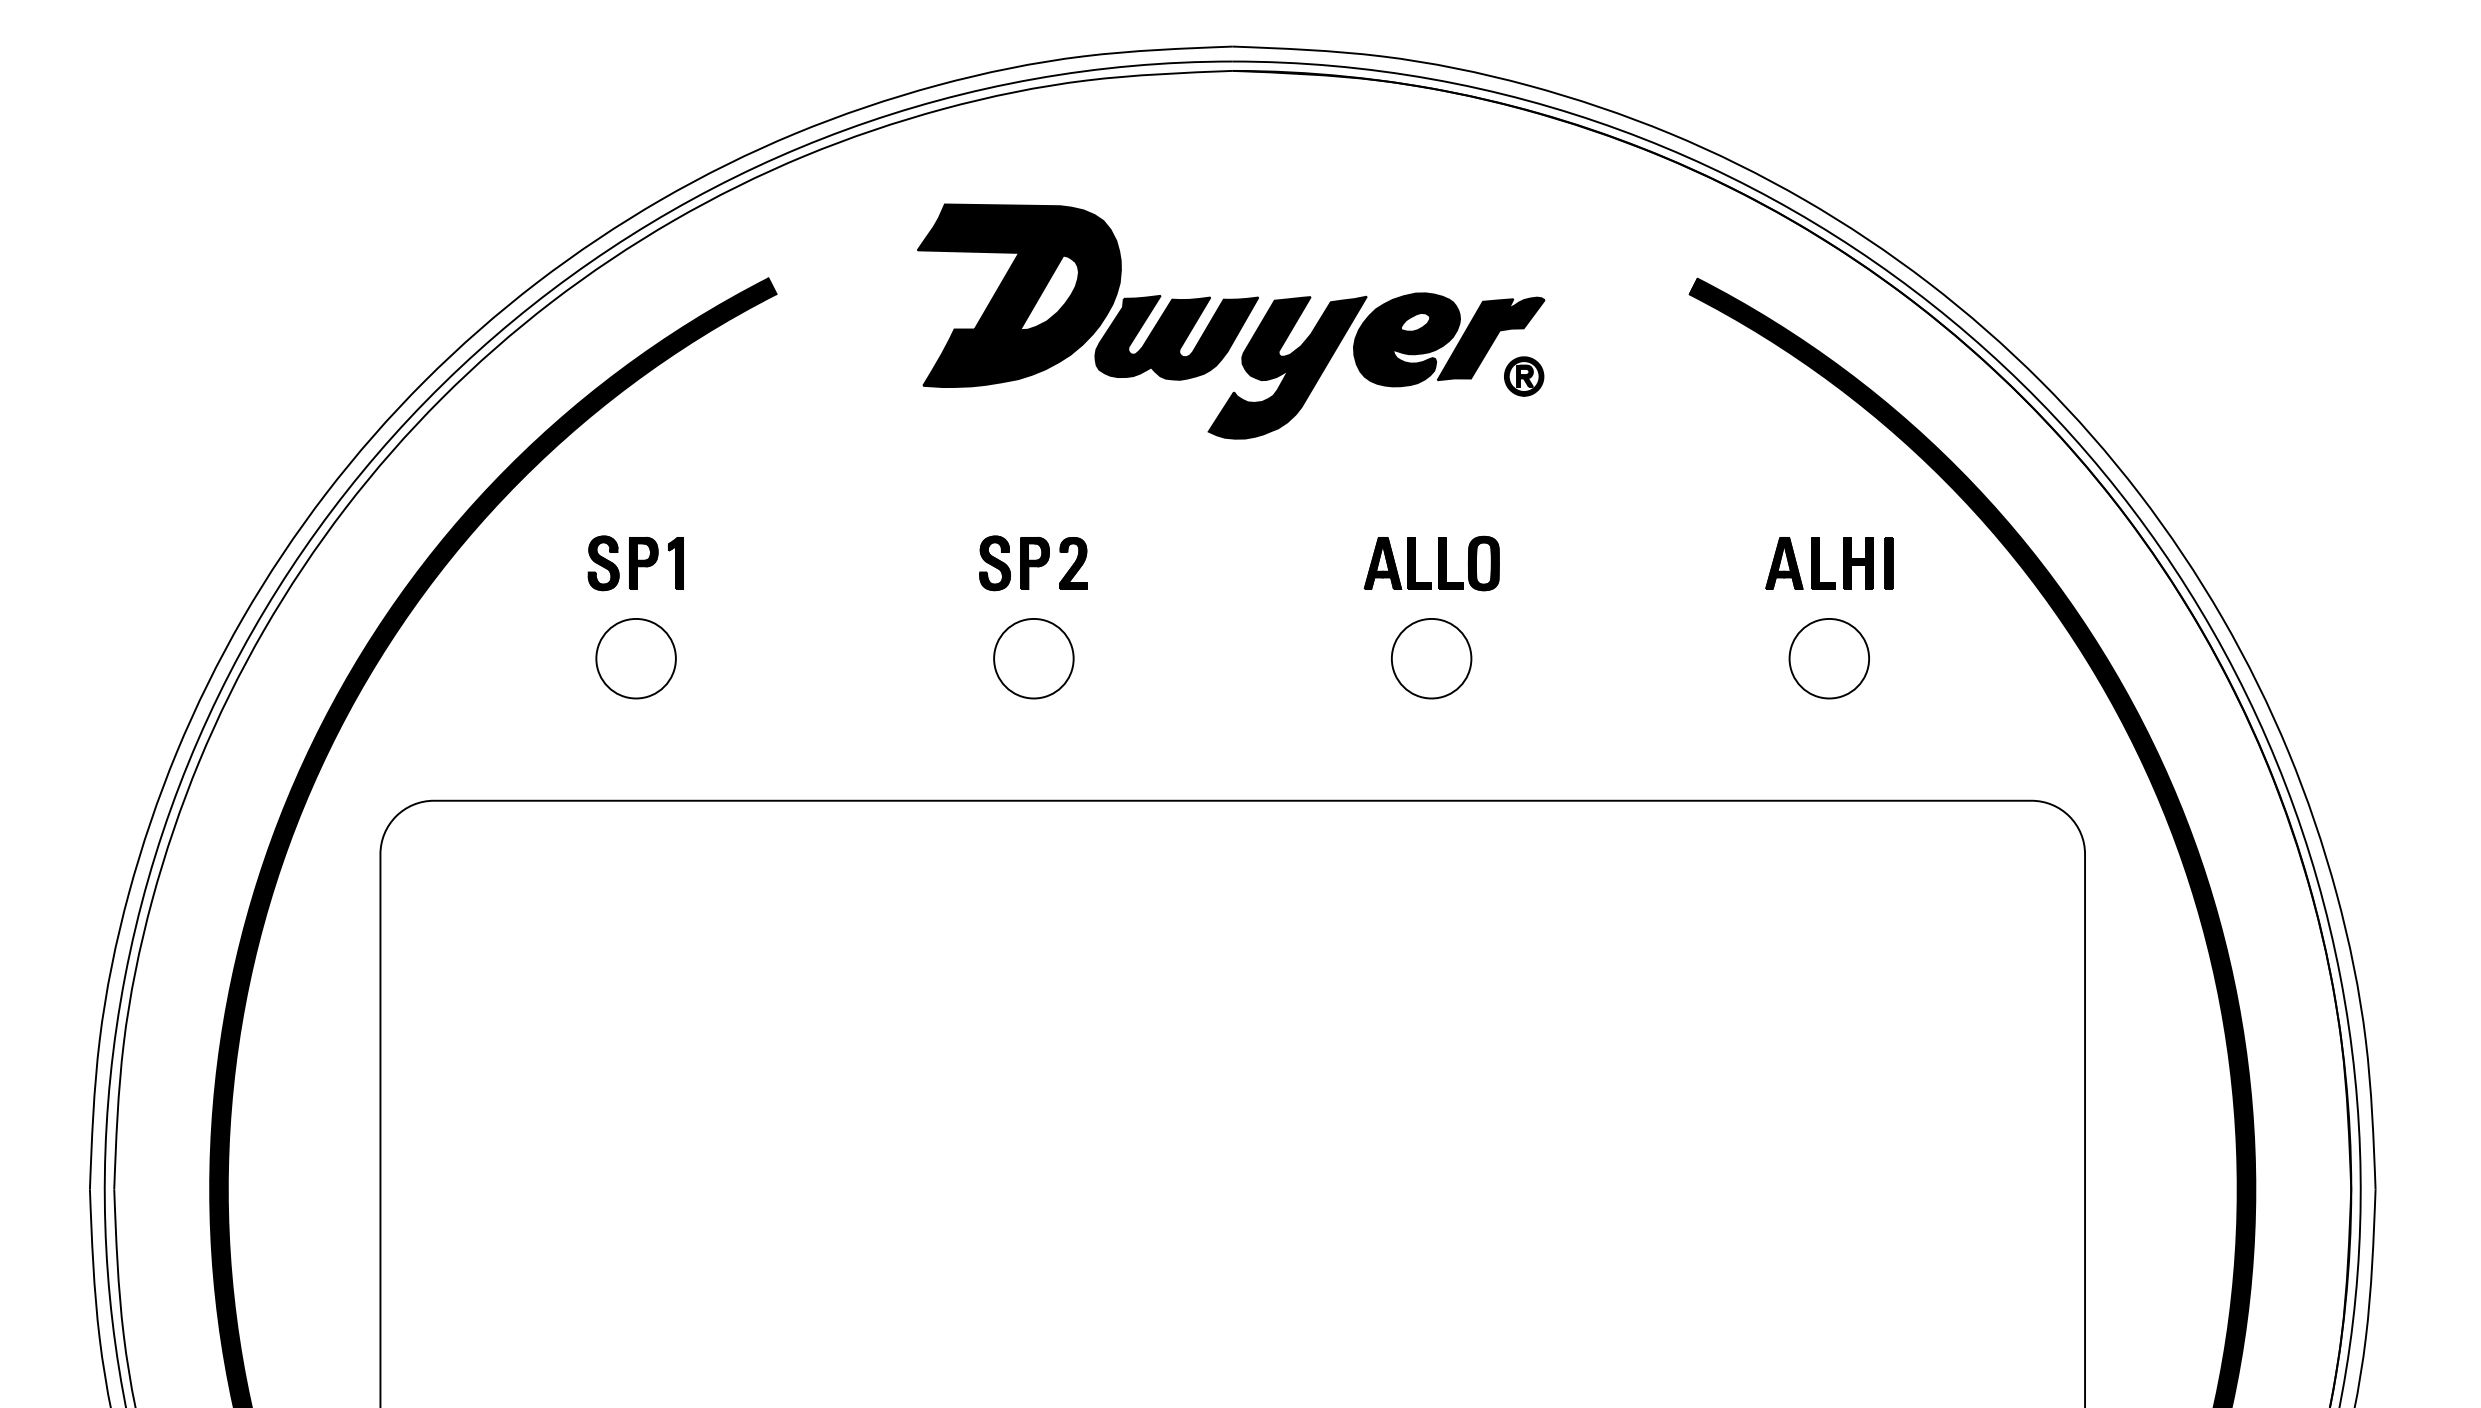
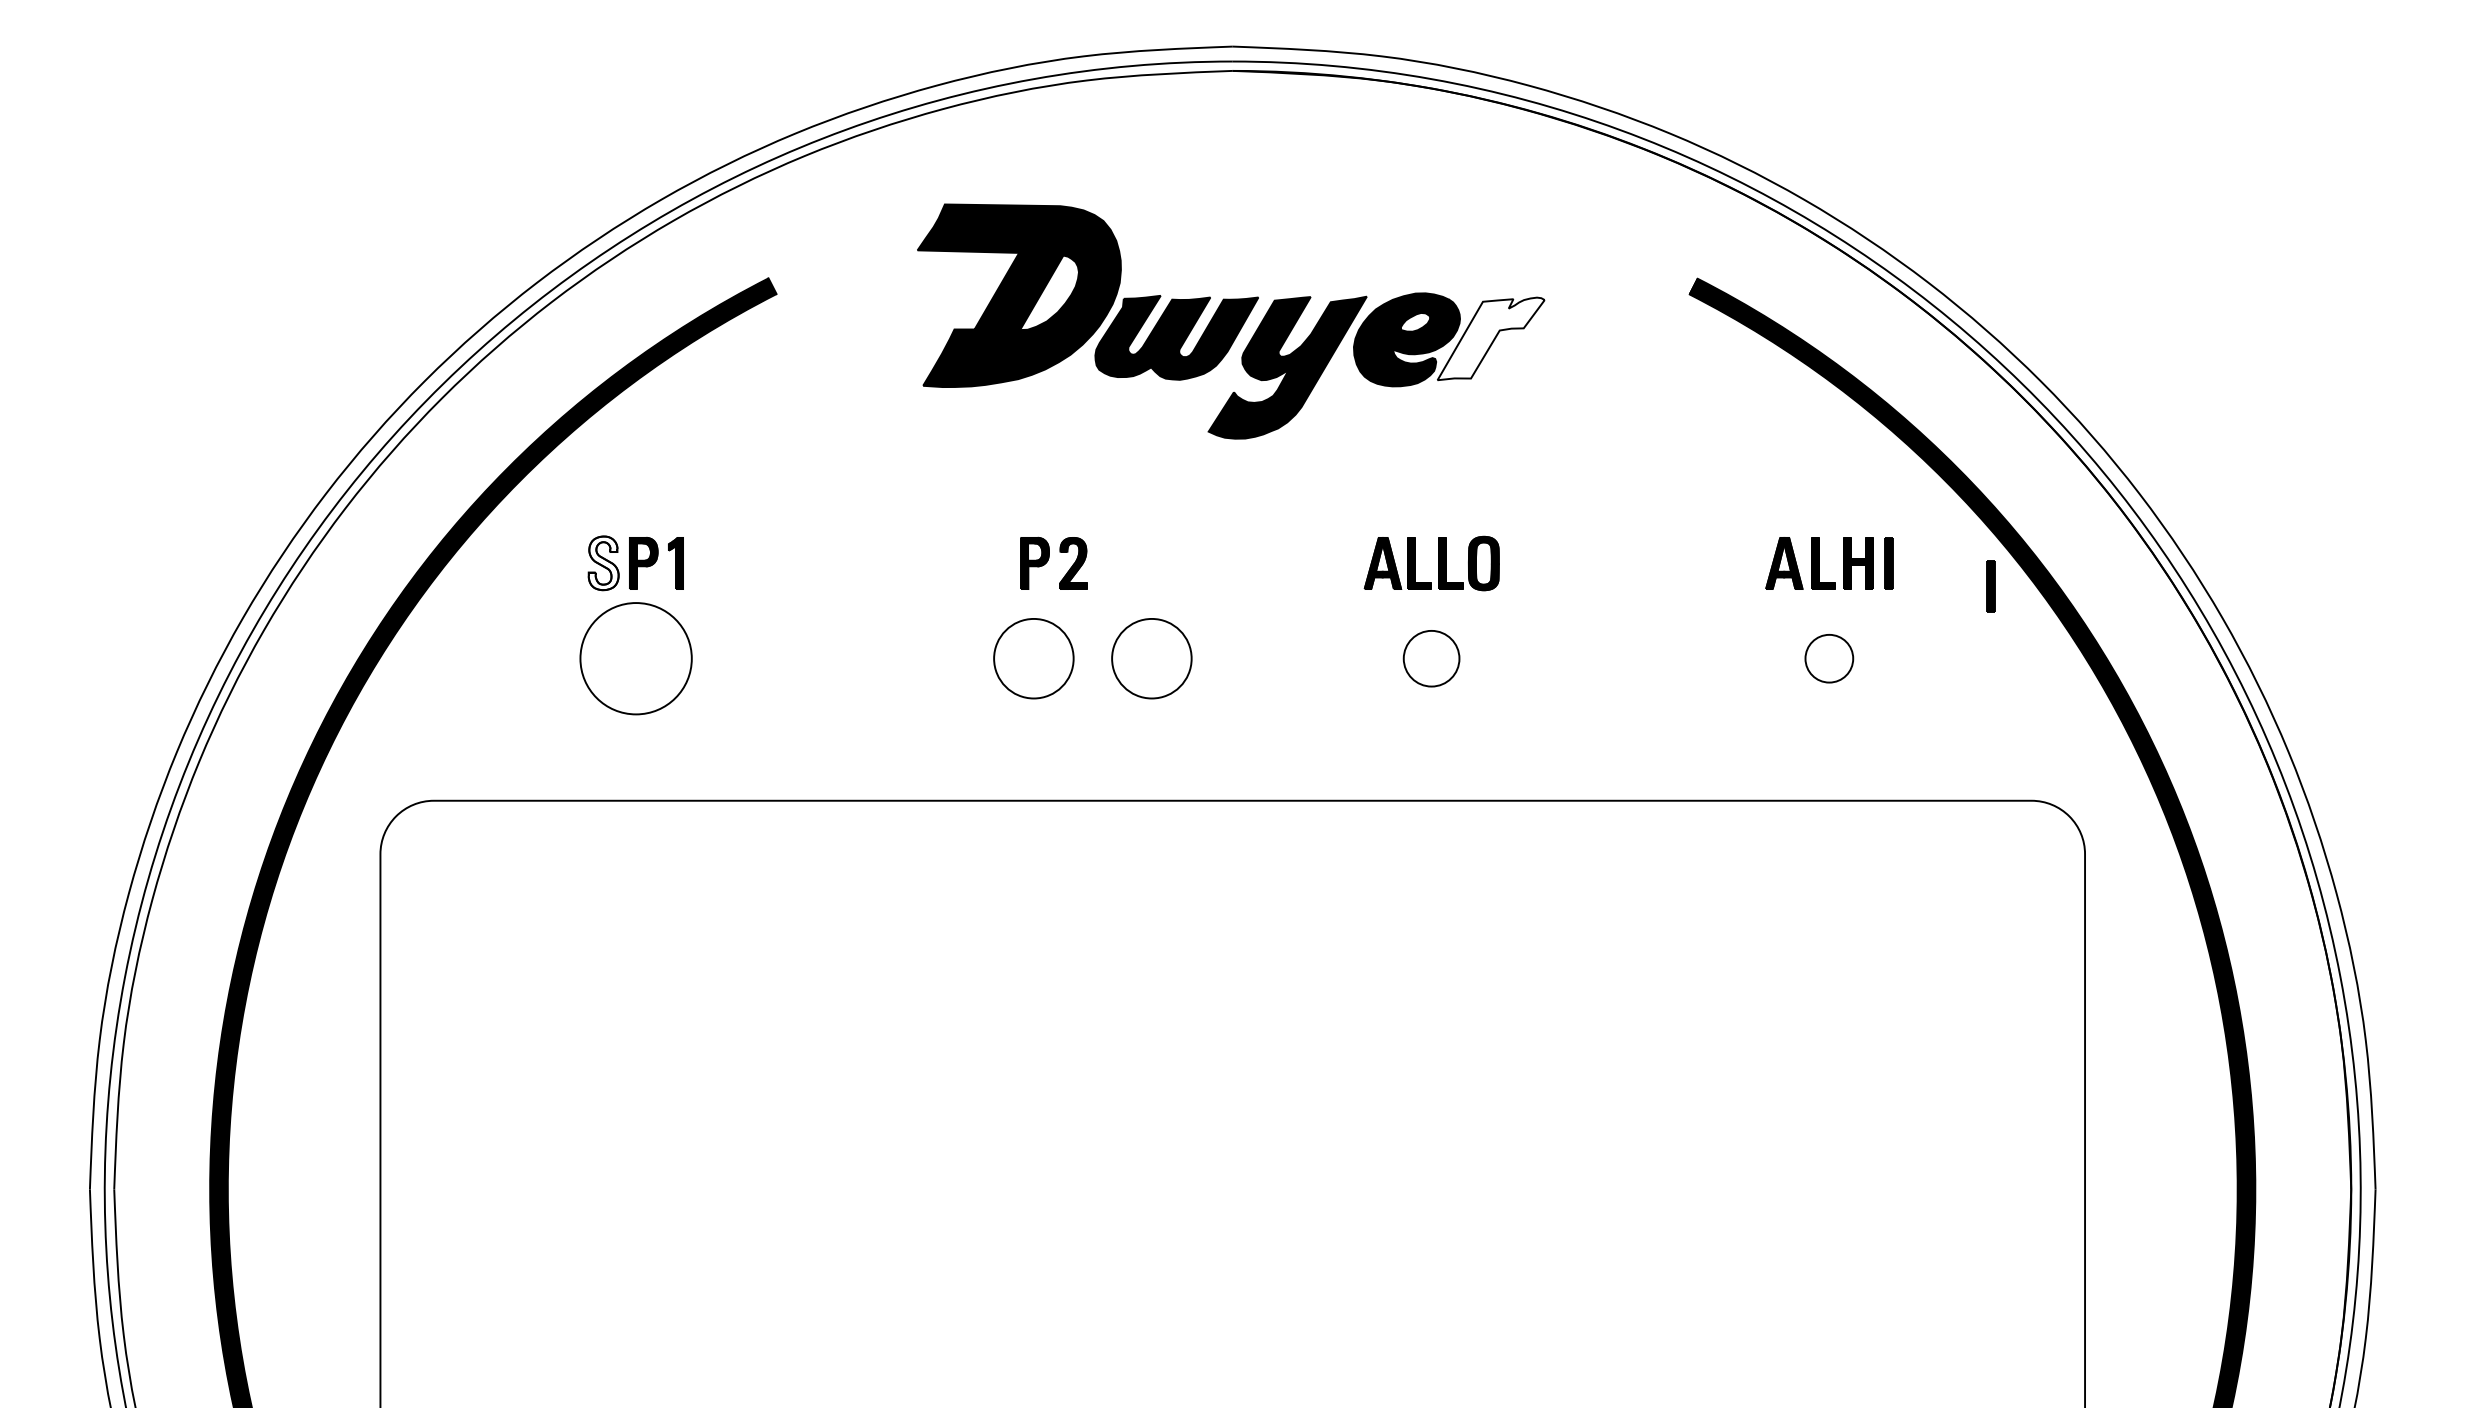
fill: present -> none (1490, 338)
part: present -> none (1524, 376)
fill: present -> none (603, 563)
part: present -> none (994, 563)
part: none -> present (1990, 586)
circle diameter: 80 px -> 111 px (635, 658)
circle: none -> present (1151, 658)
circle diameter: 80 px -> 56 px (1431, 658)
circle diameter: 80 px -> 48 px (1829, 658)
